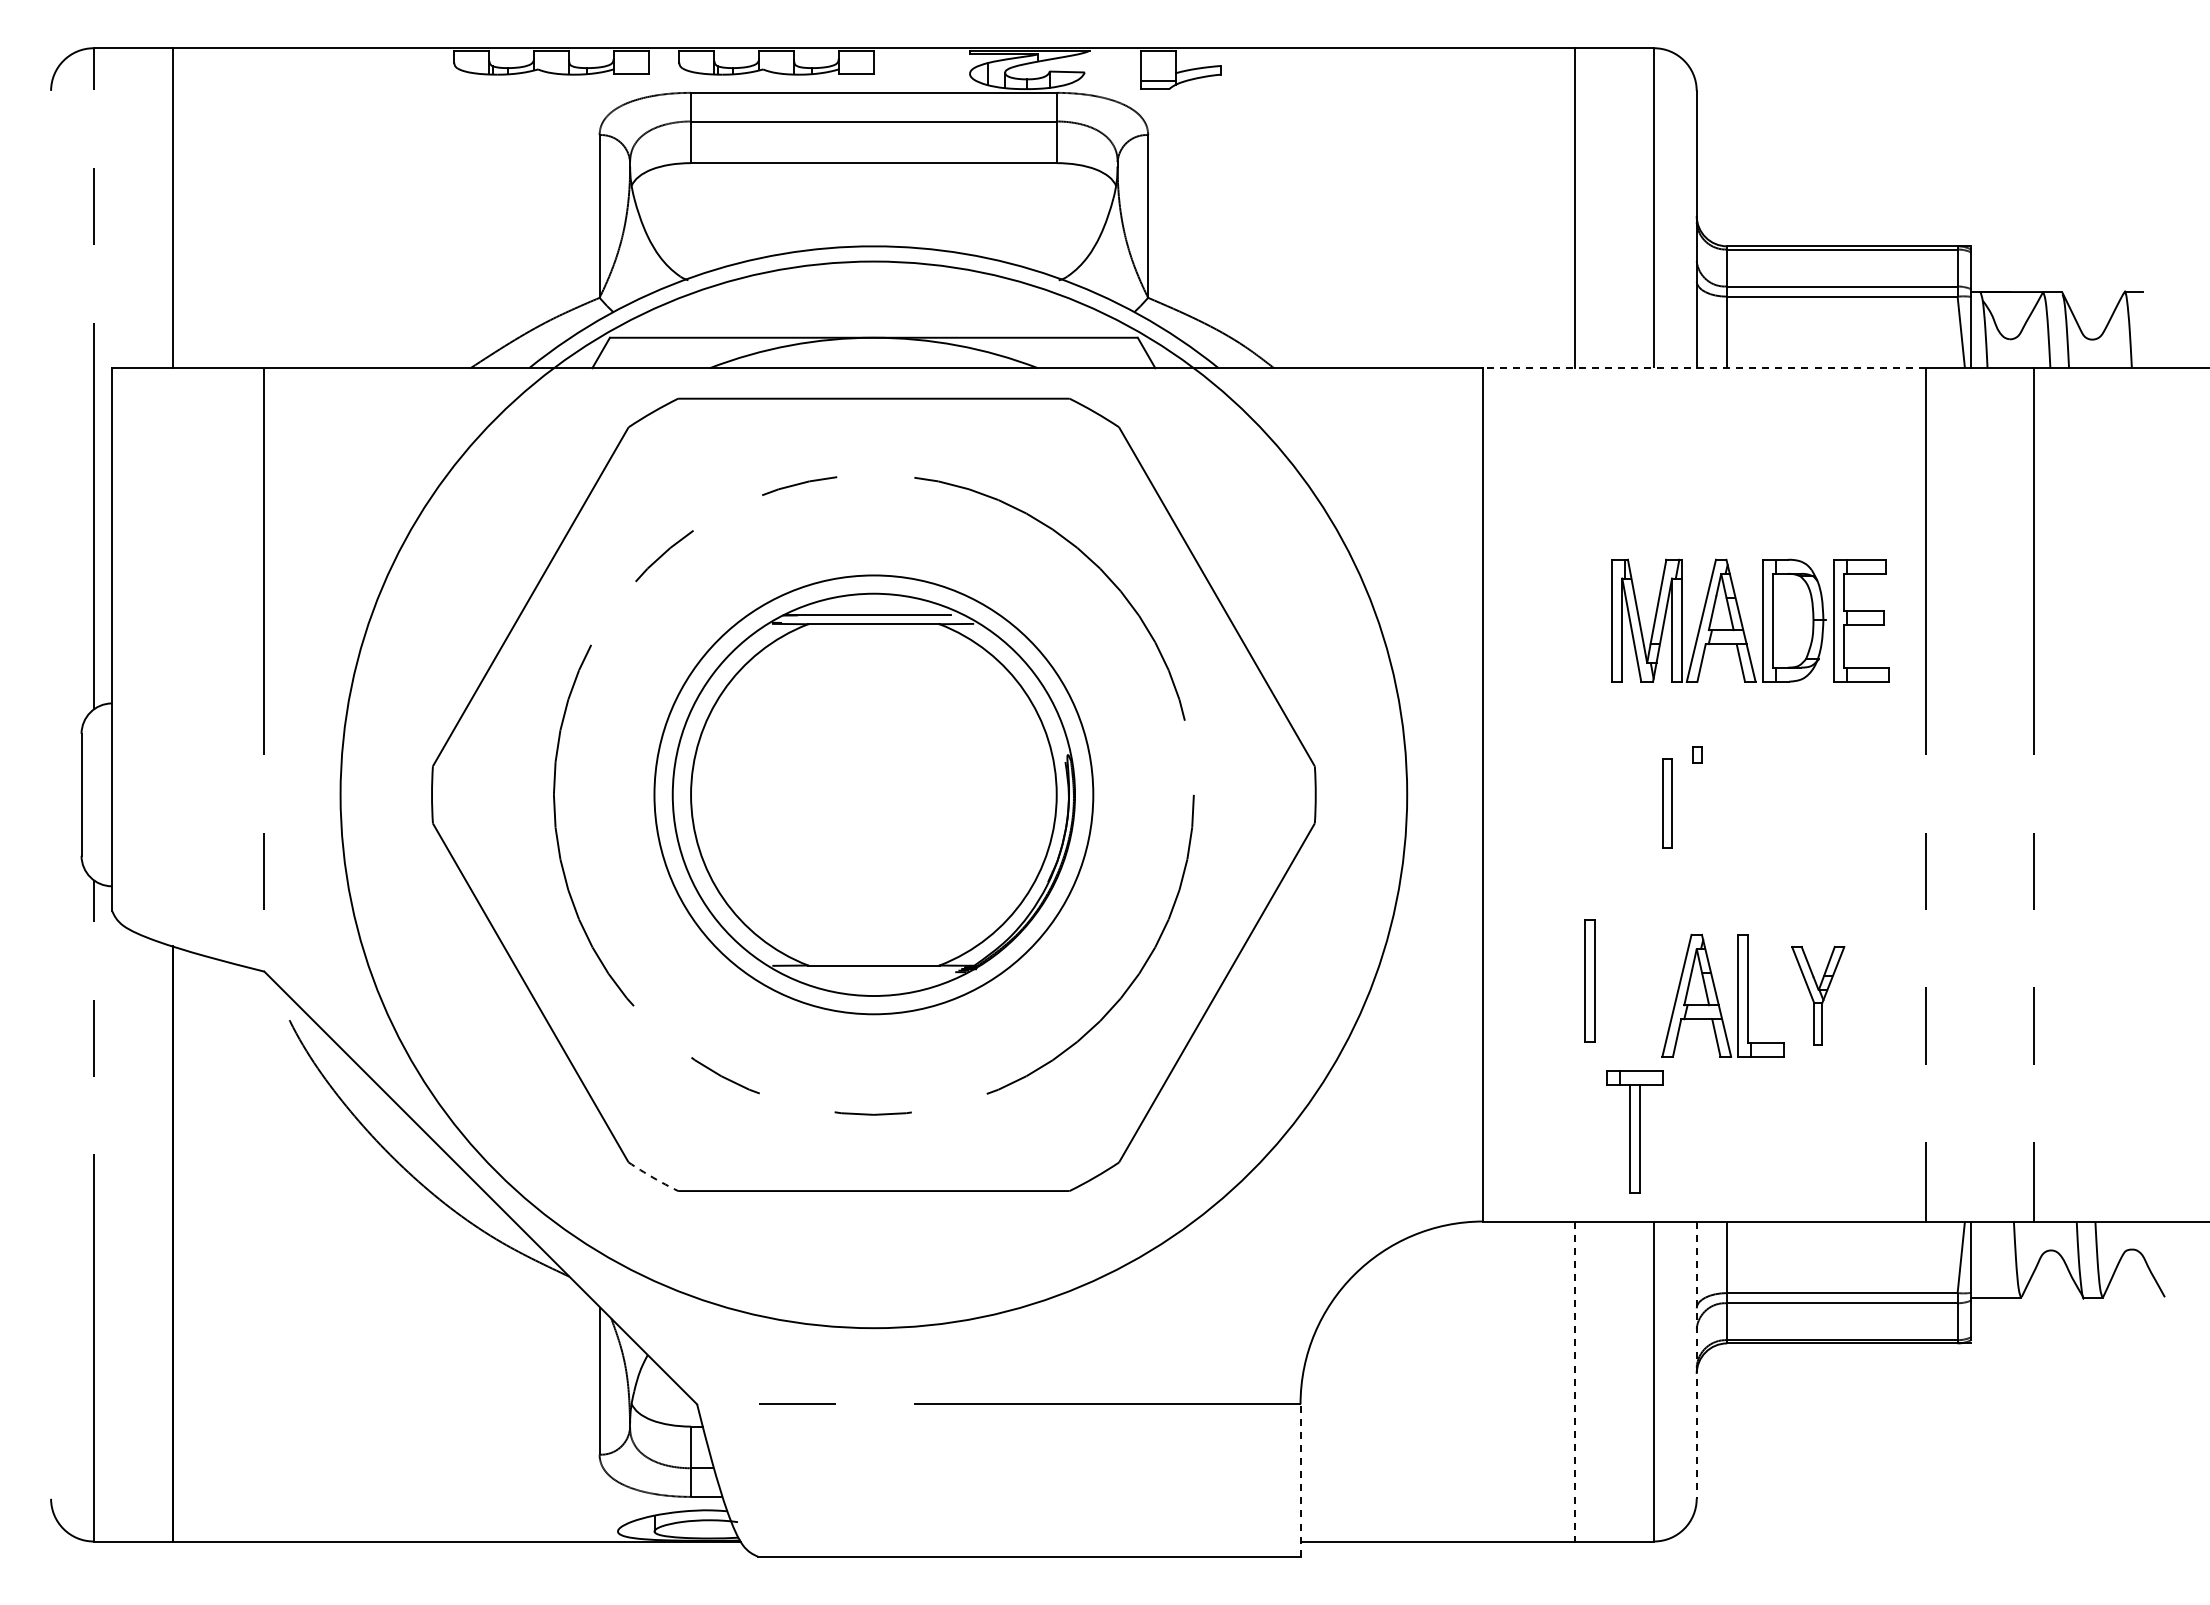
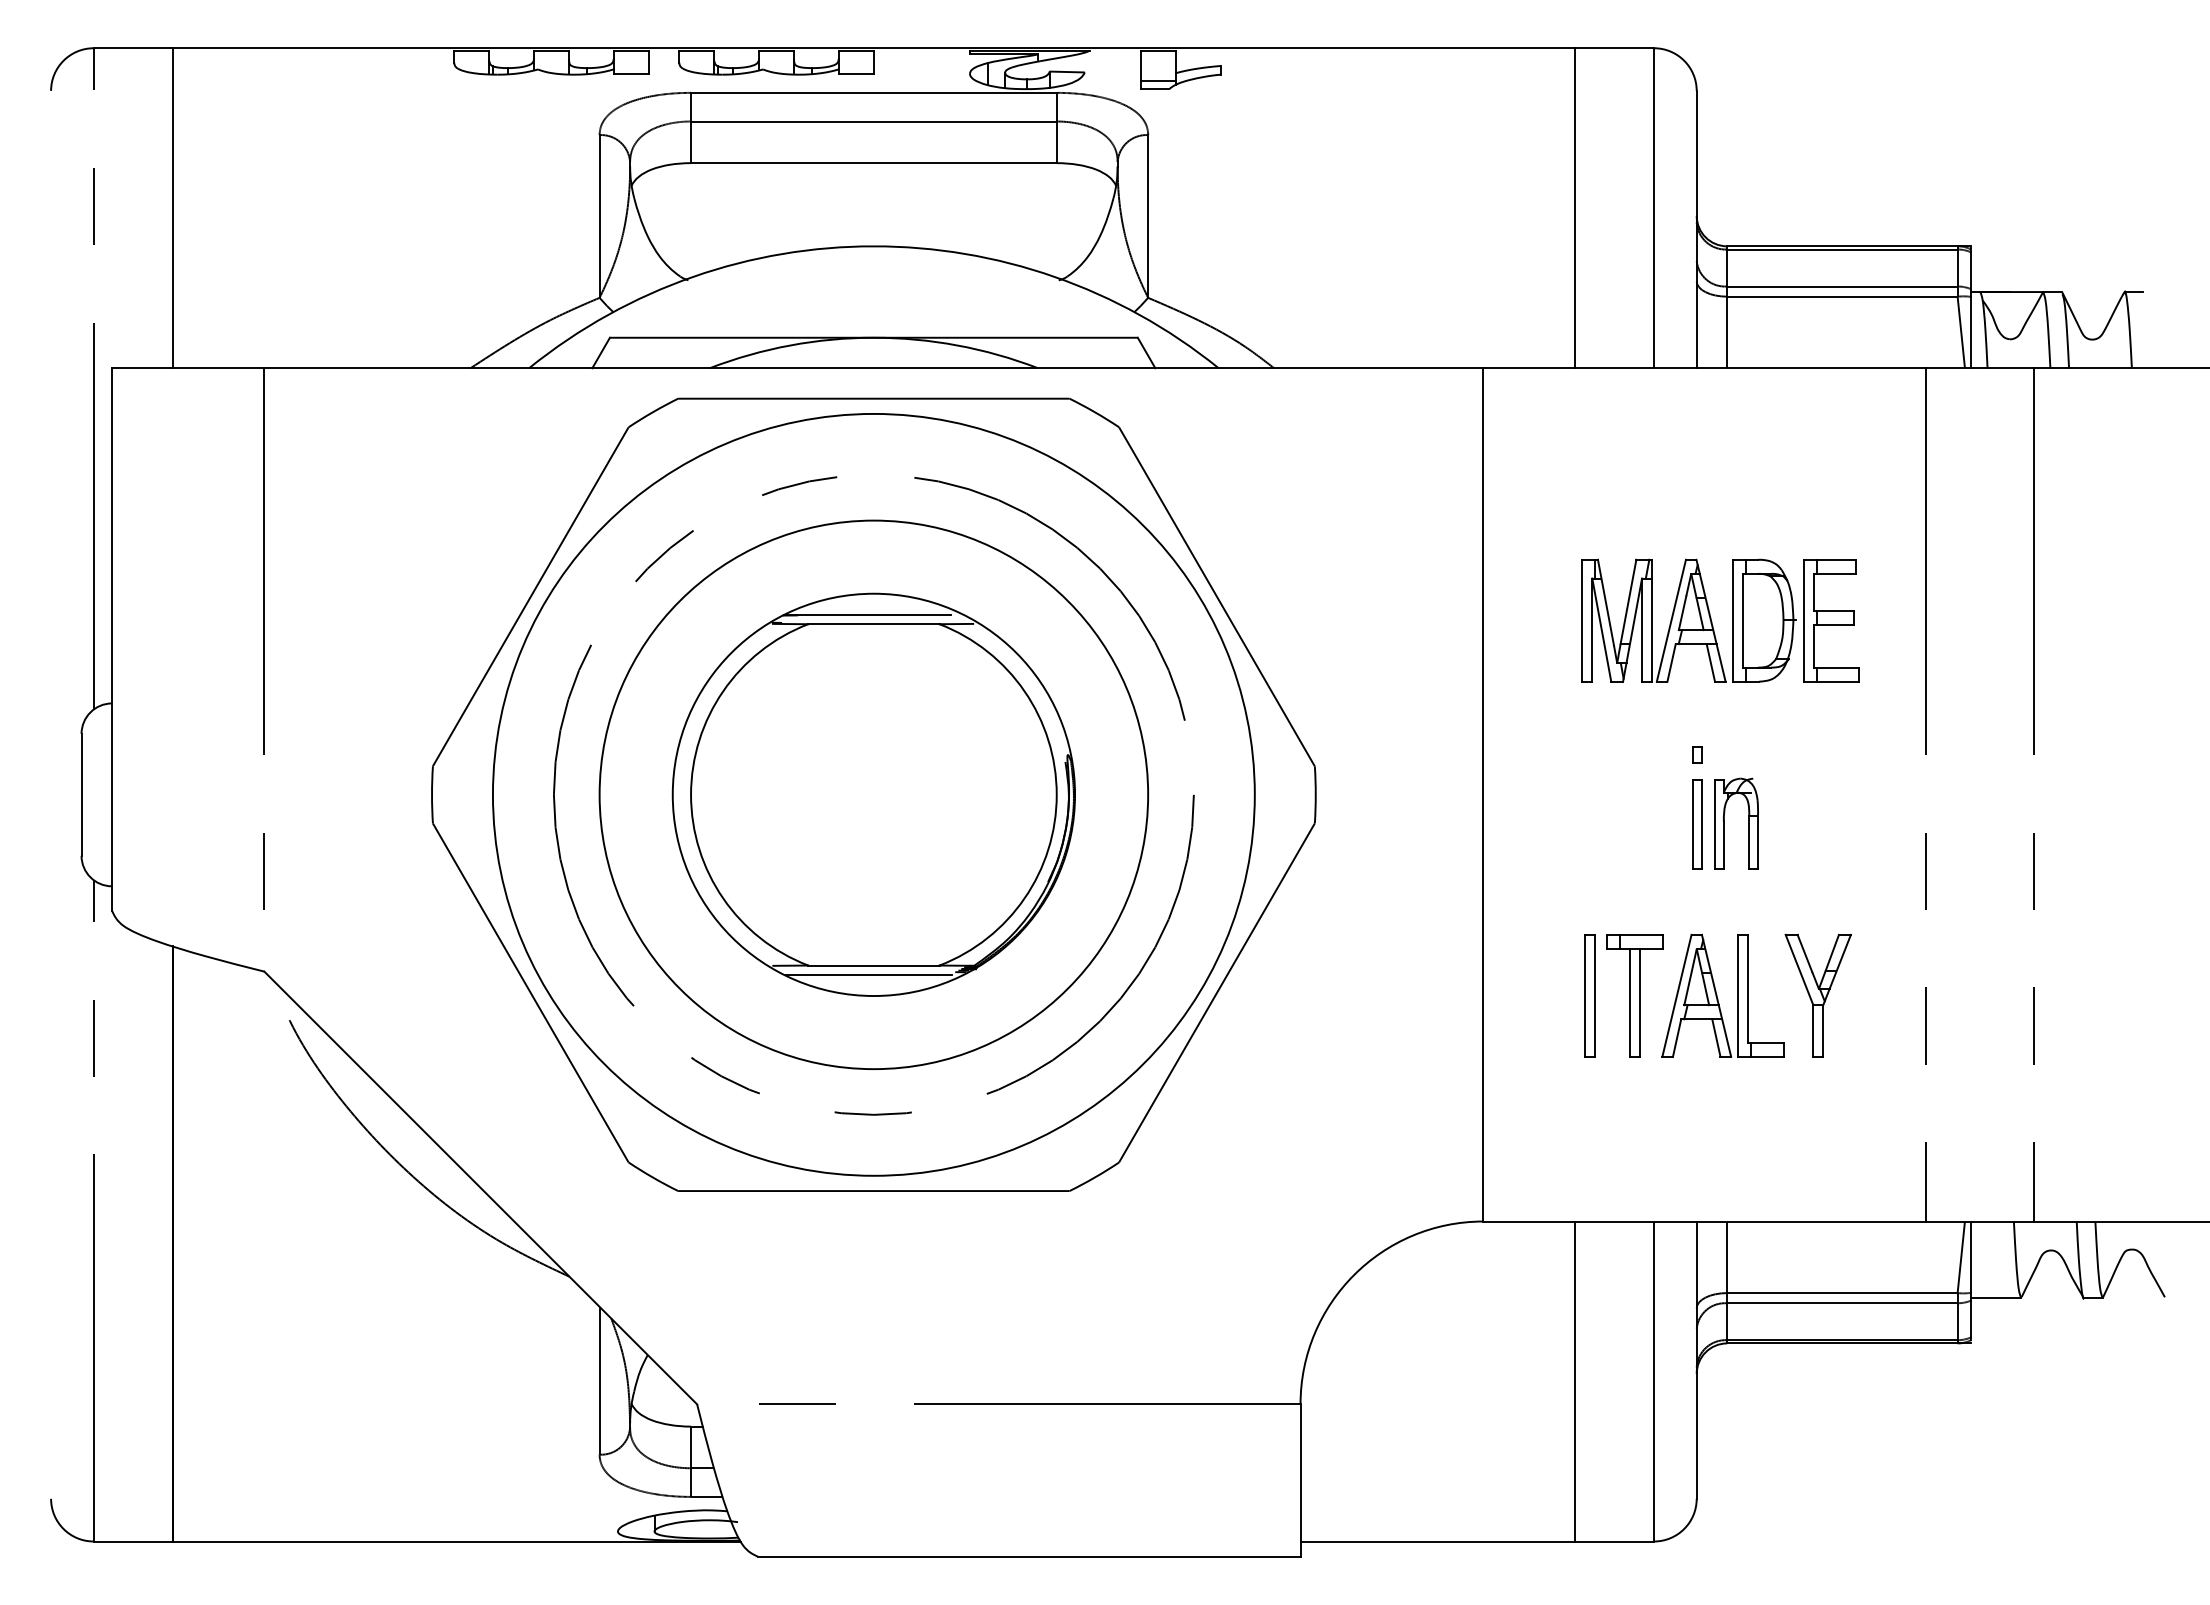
line: dashed -> solid (1704, 368)
part position: (1742, 621) -> (1712, 621) (1712, 621)
circle diameter: 1067 px -> 762 px (873, 794)
circle diameter: 439 px -> 549 px (873, 794)
part position: (1667, 803) -> (1697, 824) (1697, 824)
part: none -> present (1724, 823)
line: none -> present (868, 974)
part position: (1589, 980) -> (1589, 995) (1589, 995)
part size: 55x100 px -> 68x125 px (1817, 995)
part position: (1634, 1131) -> (1634, 995) (1634, 995)
arc: dashed -> solid (652, 1177)
line: dashed -> solid (1696, 1360)
line: dashed -> solid (1574, 1381)
line: dashed -> solid (1300, 1480)
